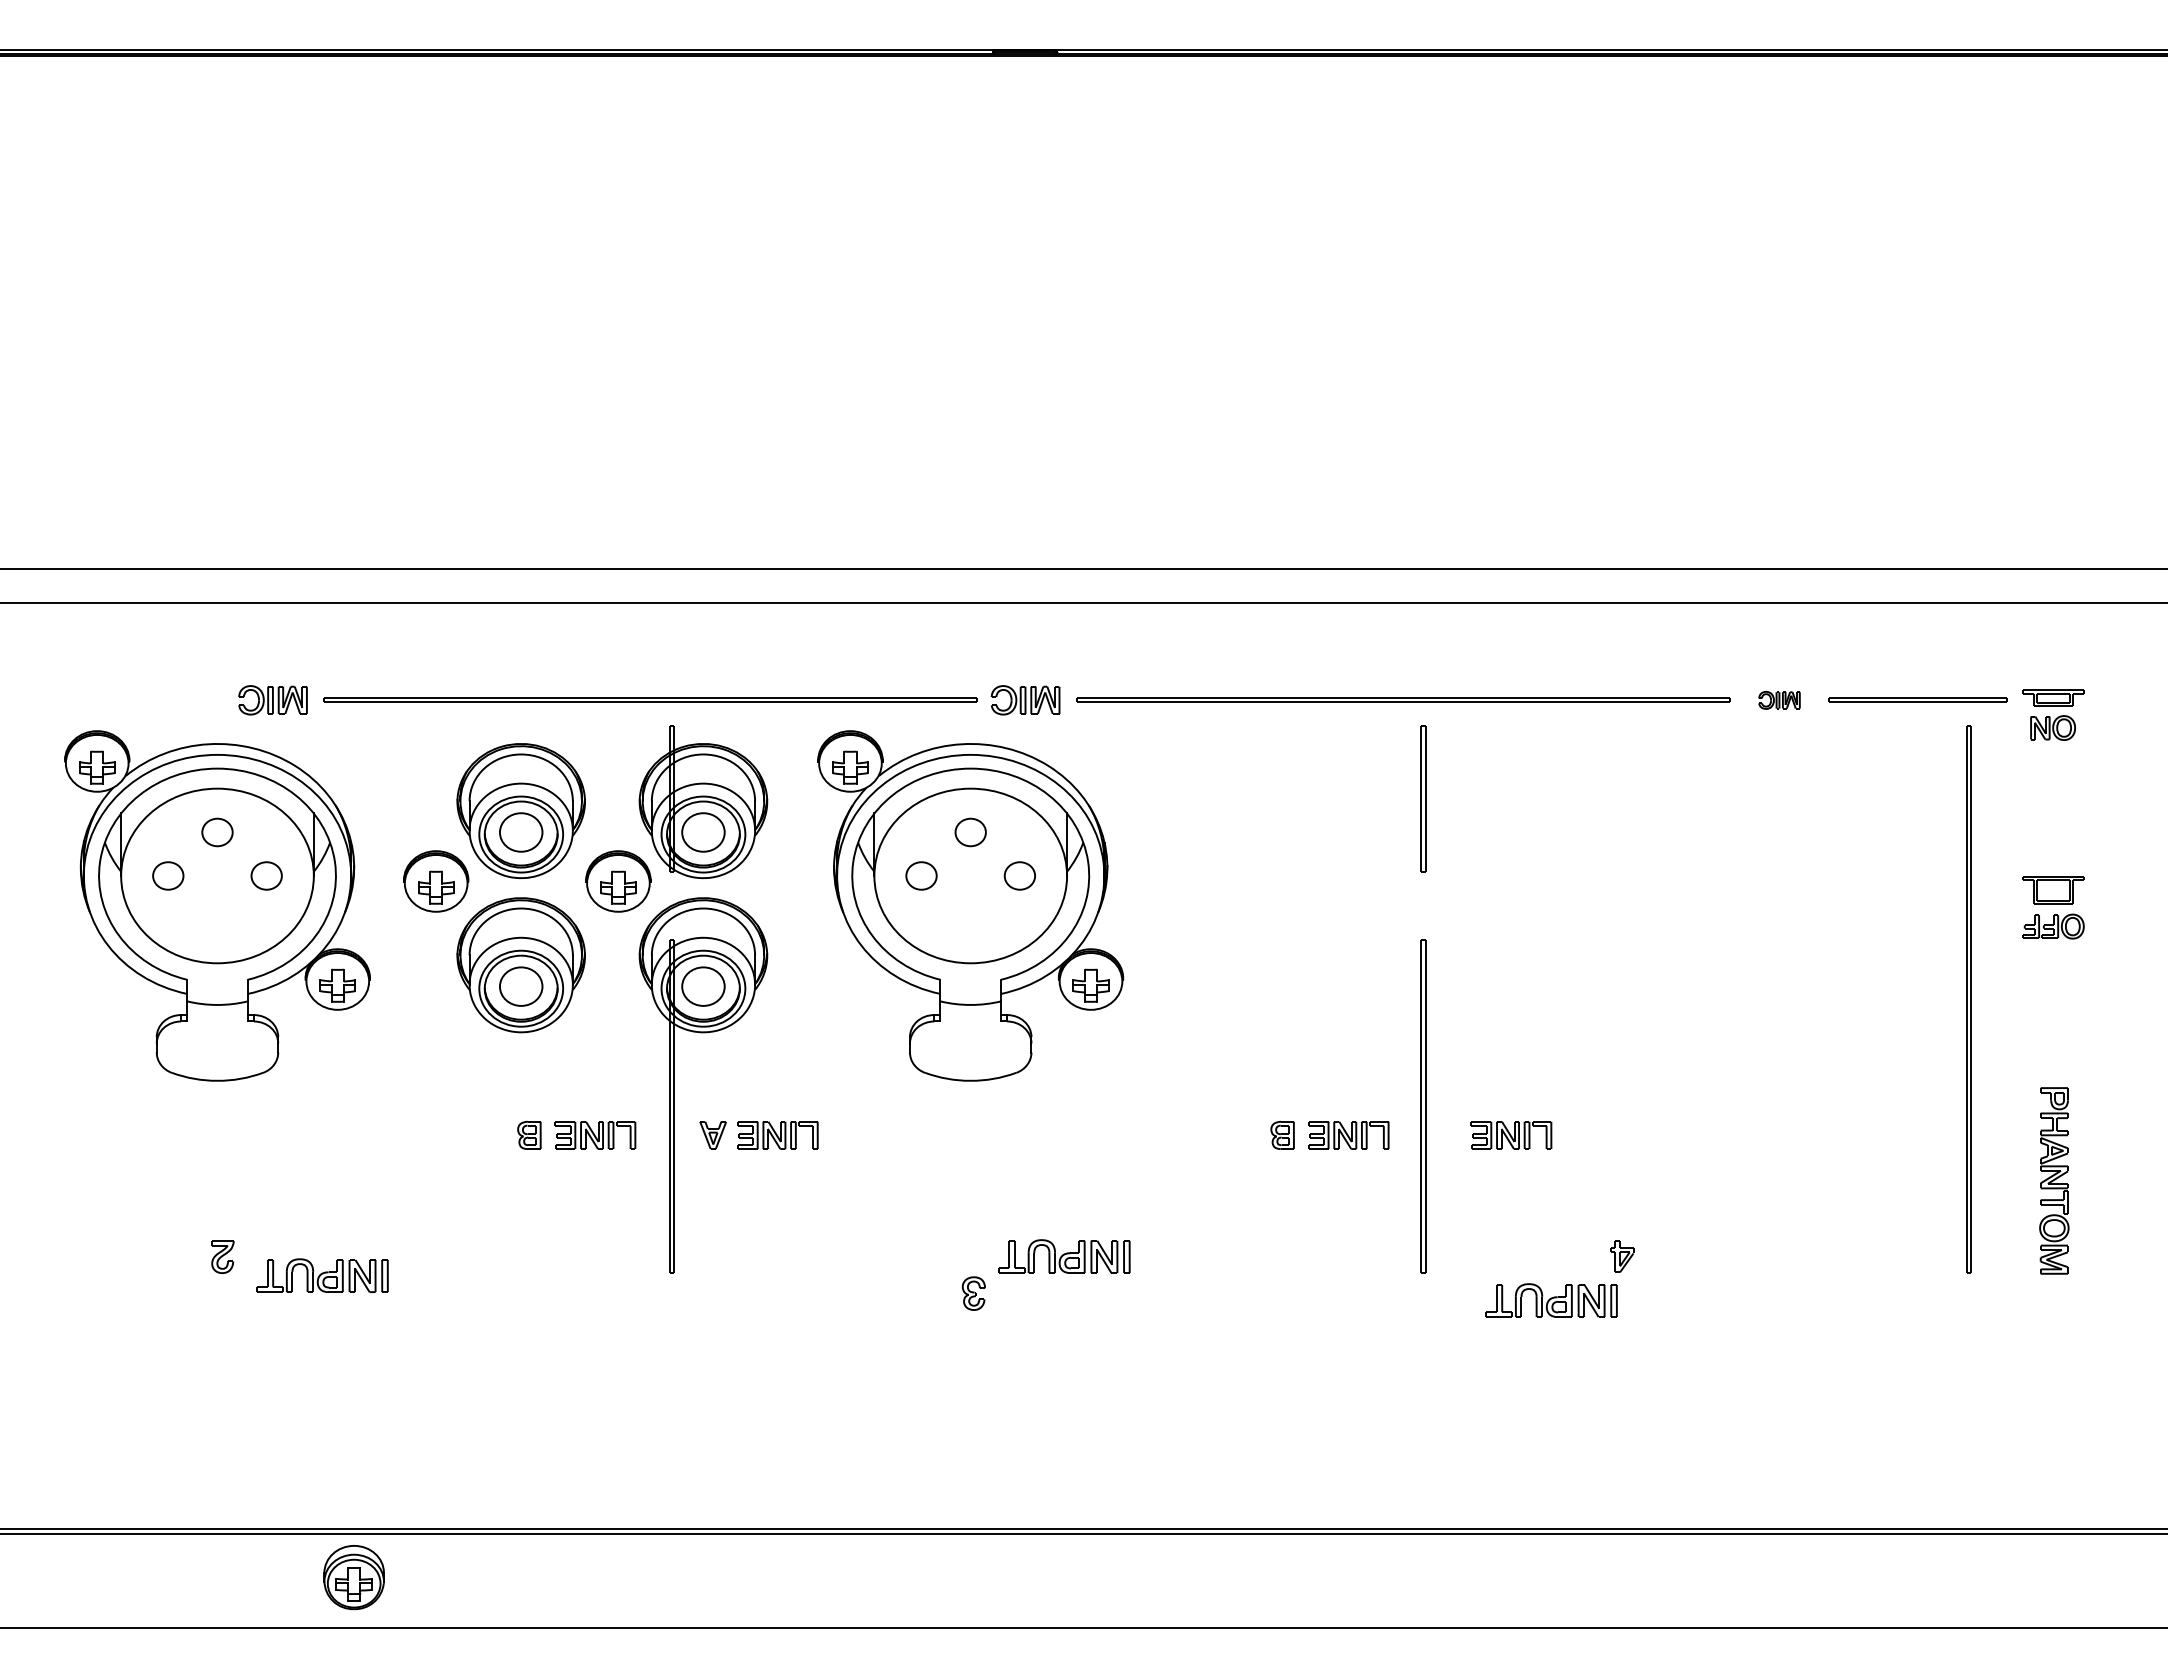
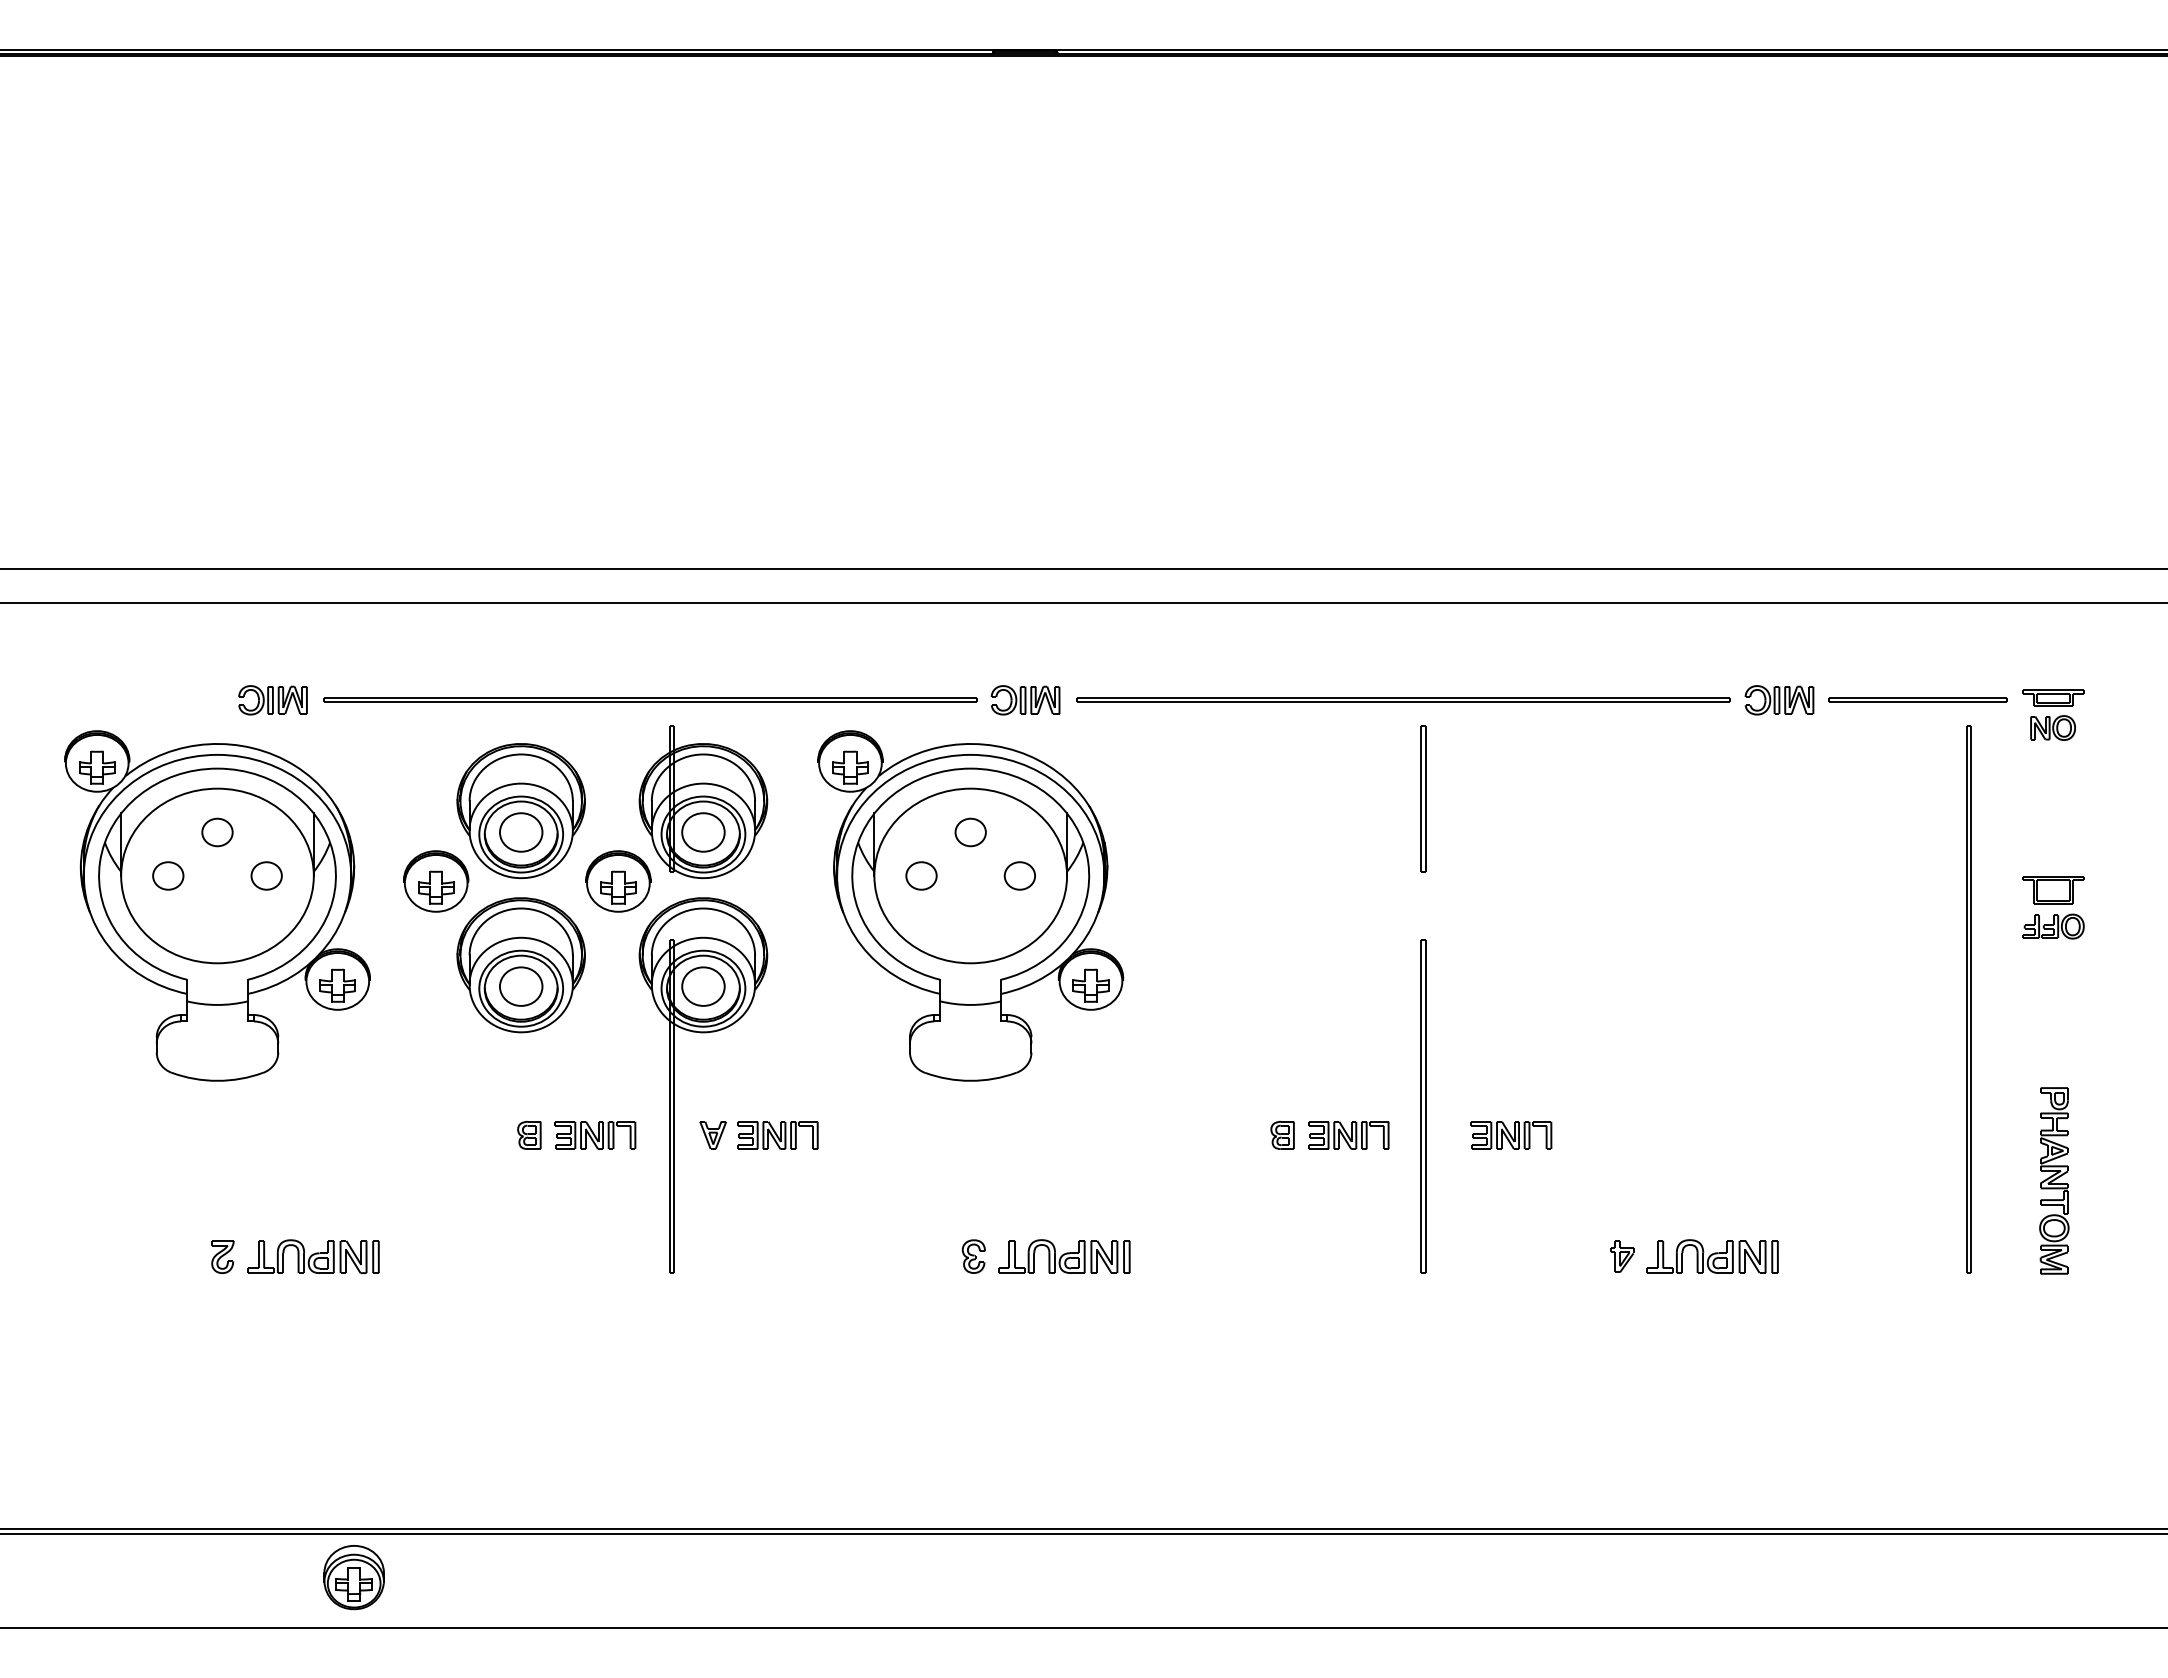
part size: 43x19 px -> 71x31 px (1779, 700)
part position: (322, 1275) -> (313, 1256) (313, 1256)
part position: (973, 1293) -> (973, 1256) (973, 1256)
part position: (1551, 1300) -> (1712, 1256) (1712, 1256)
